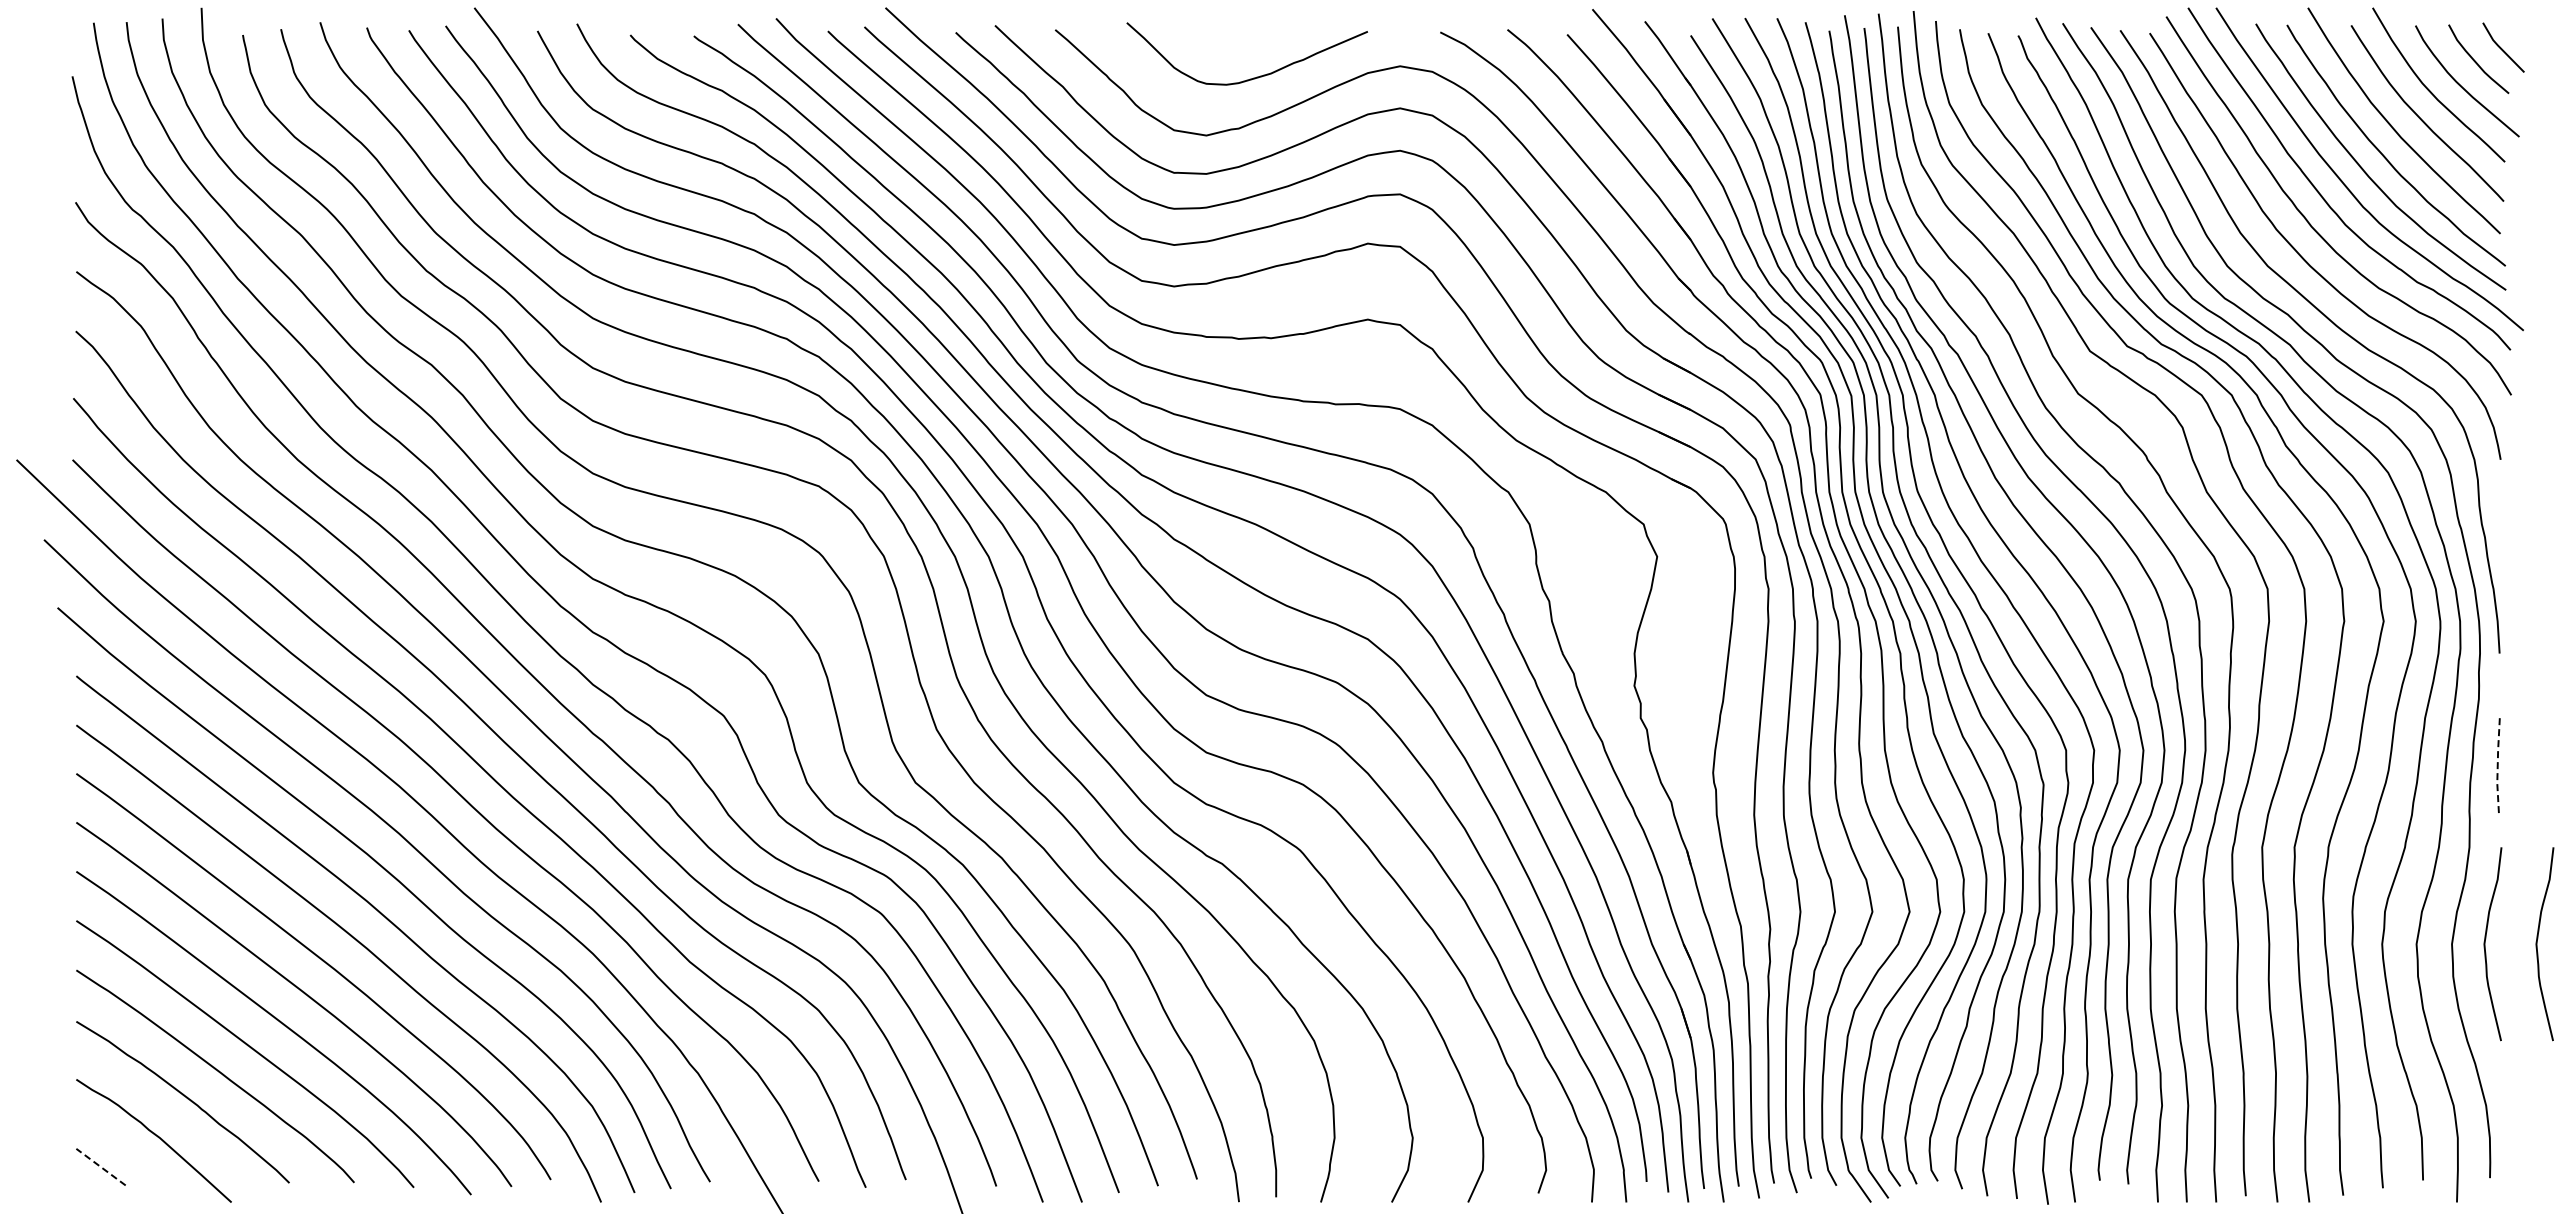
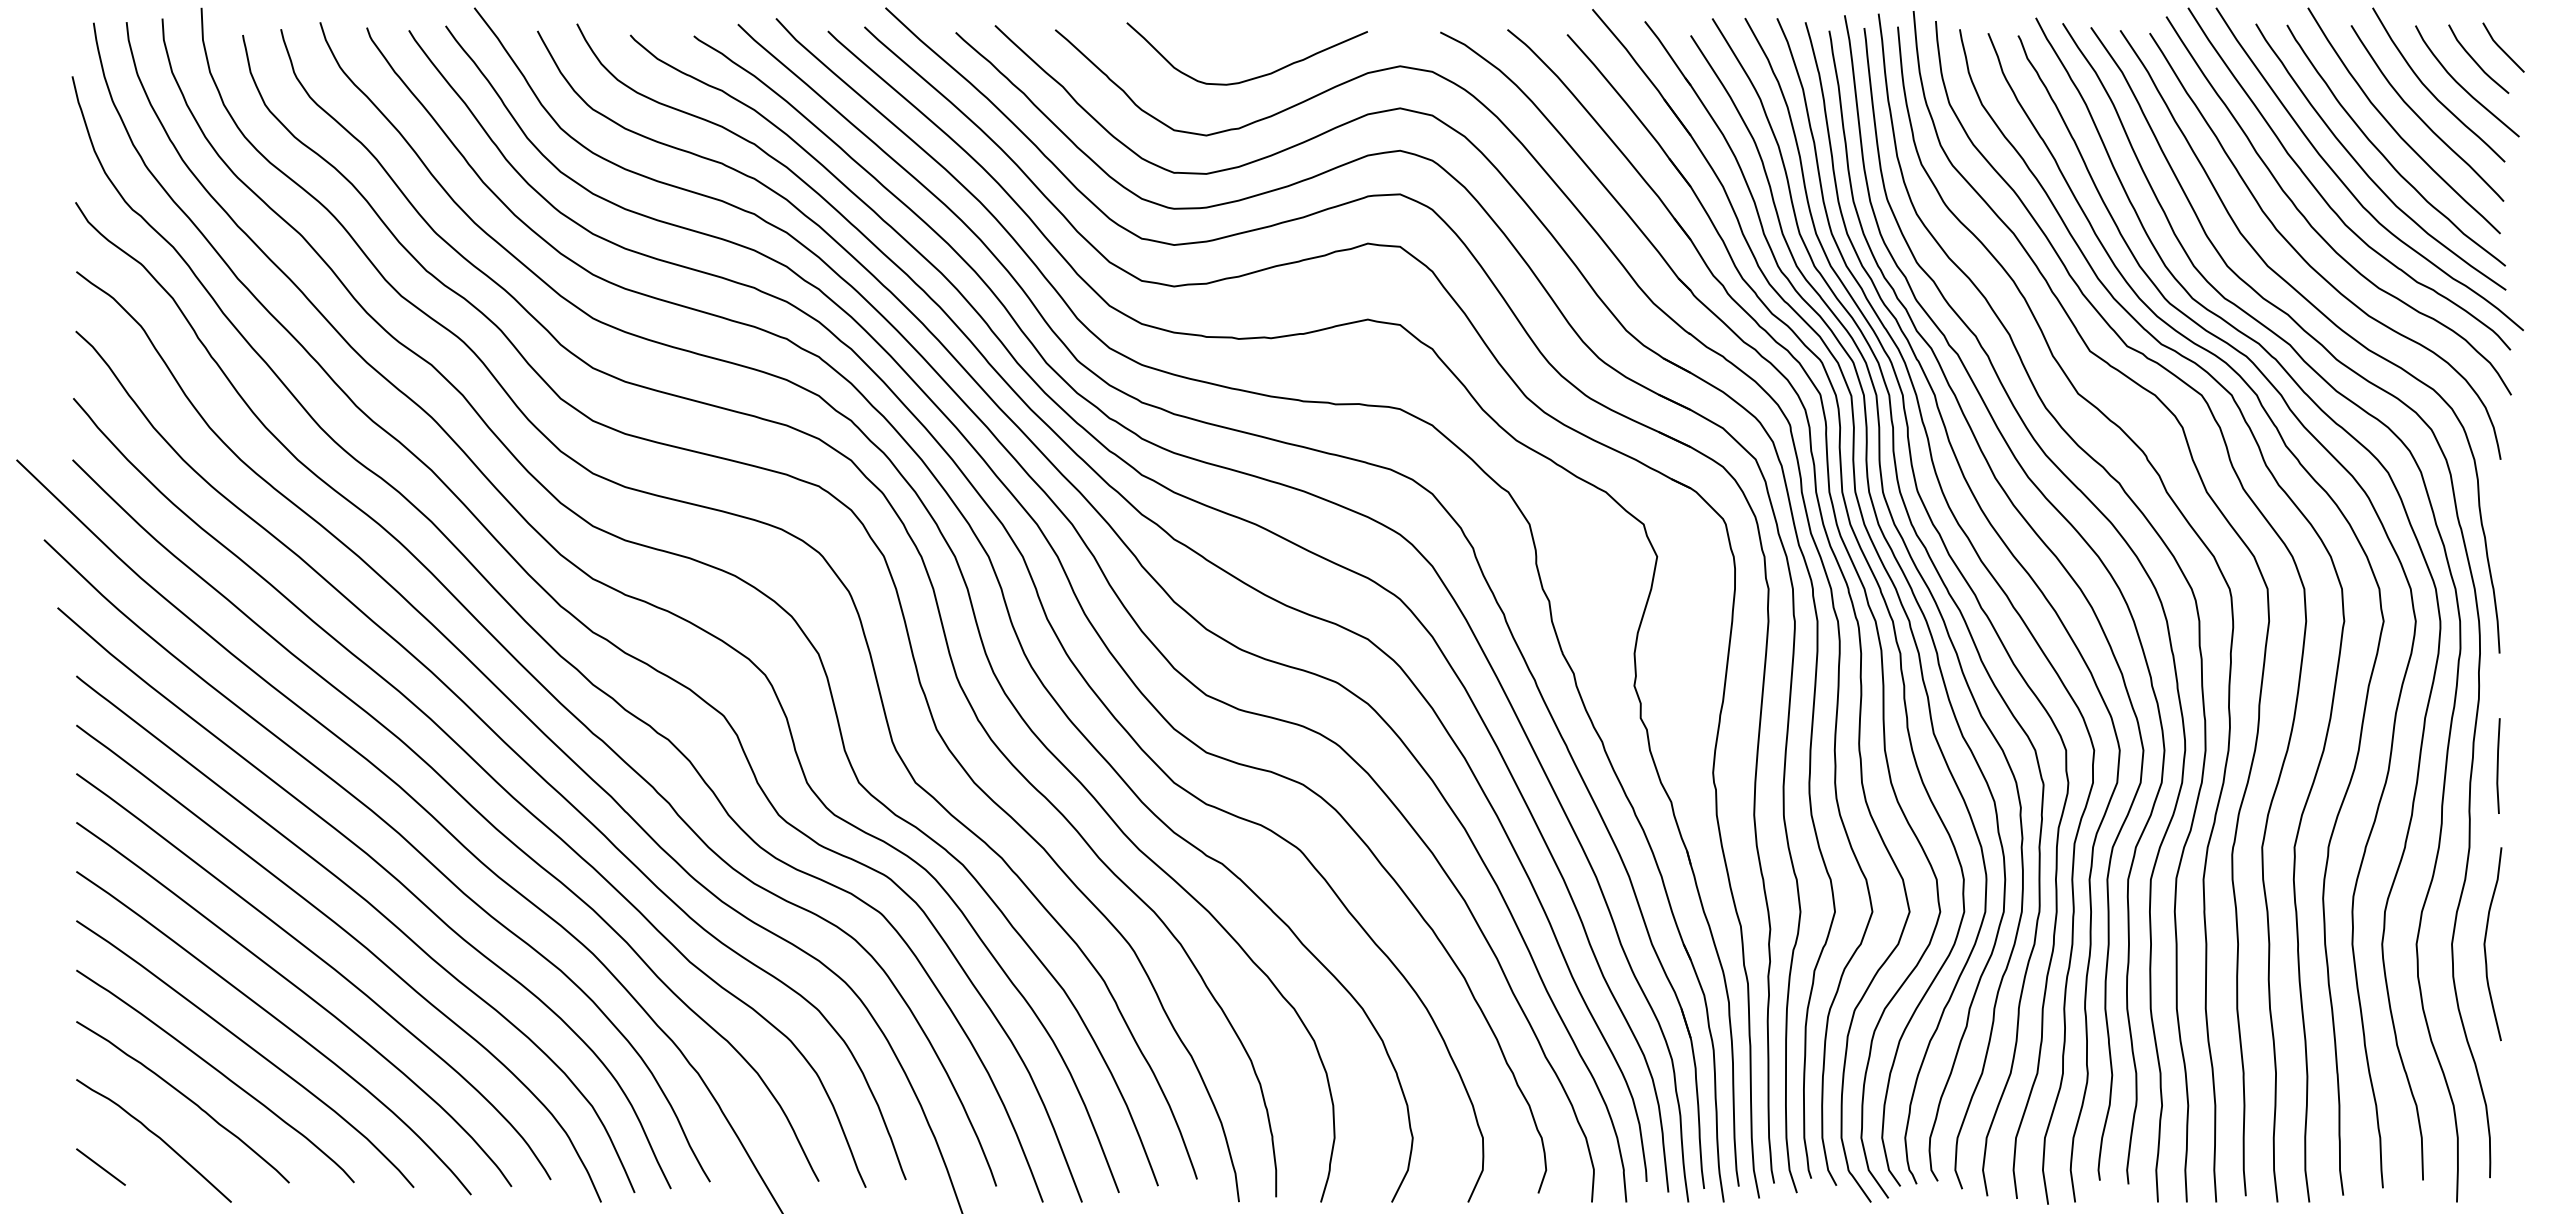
line: dashed -> solid (2497, 765)
curve: present -> none (2537, 944)
line: dashed -> solid (101, 1167)
